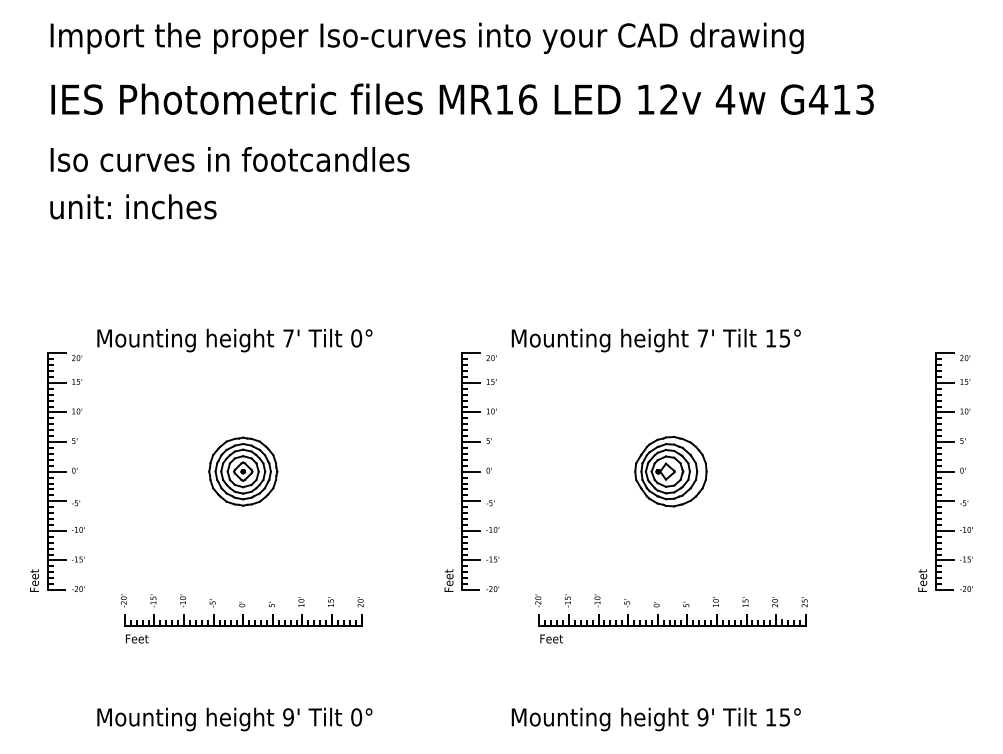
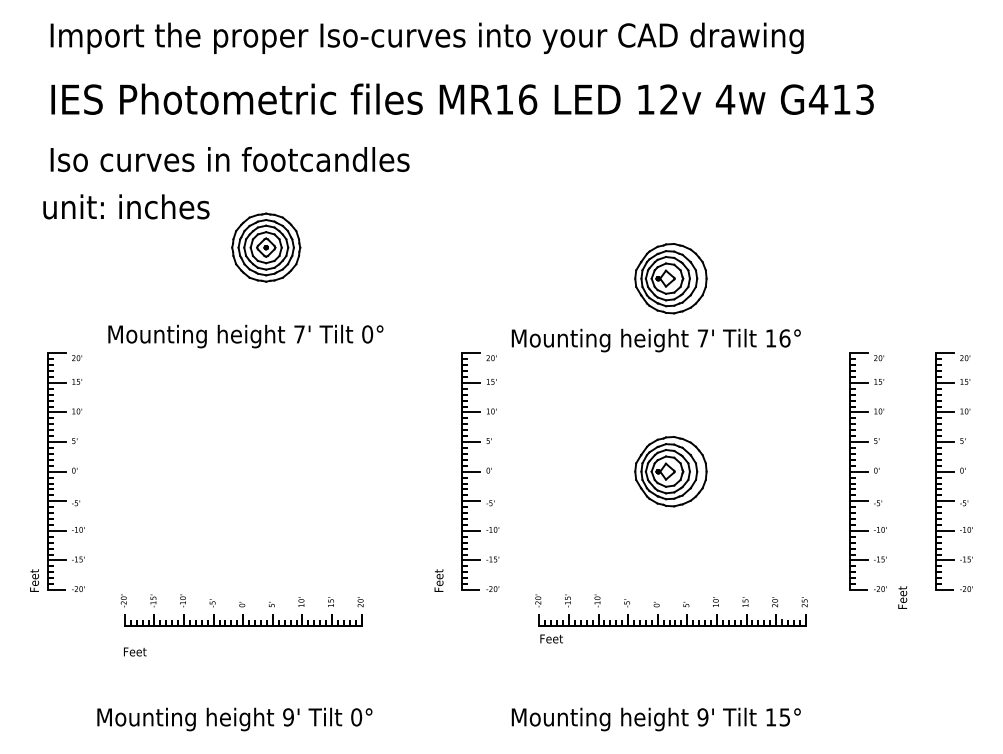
text position: (133, 206) -> (126, 206) (126, 206)
part: none -> present (670, 278)
text: 15° -> 16° (784, 338)
text position: (234, 340) -> (245, 336) (245, 336)
part position: (243, 471) -> (266, 247) (266, 247)
part: none -> present (867, 471)
text position: (448, 580) -> (438, 580) (438, 580)
text position: (922, 580) -> (902, 597) (902, 597)
text position: (137, 638) -> (135, 651) (135, 651)
